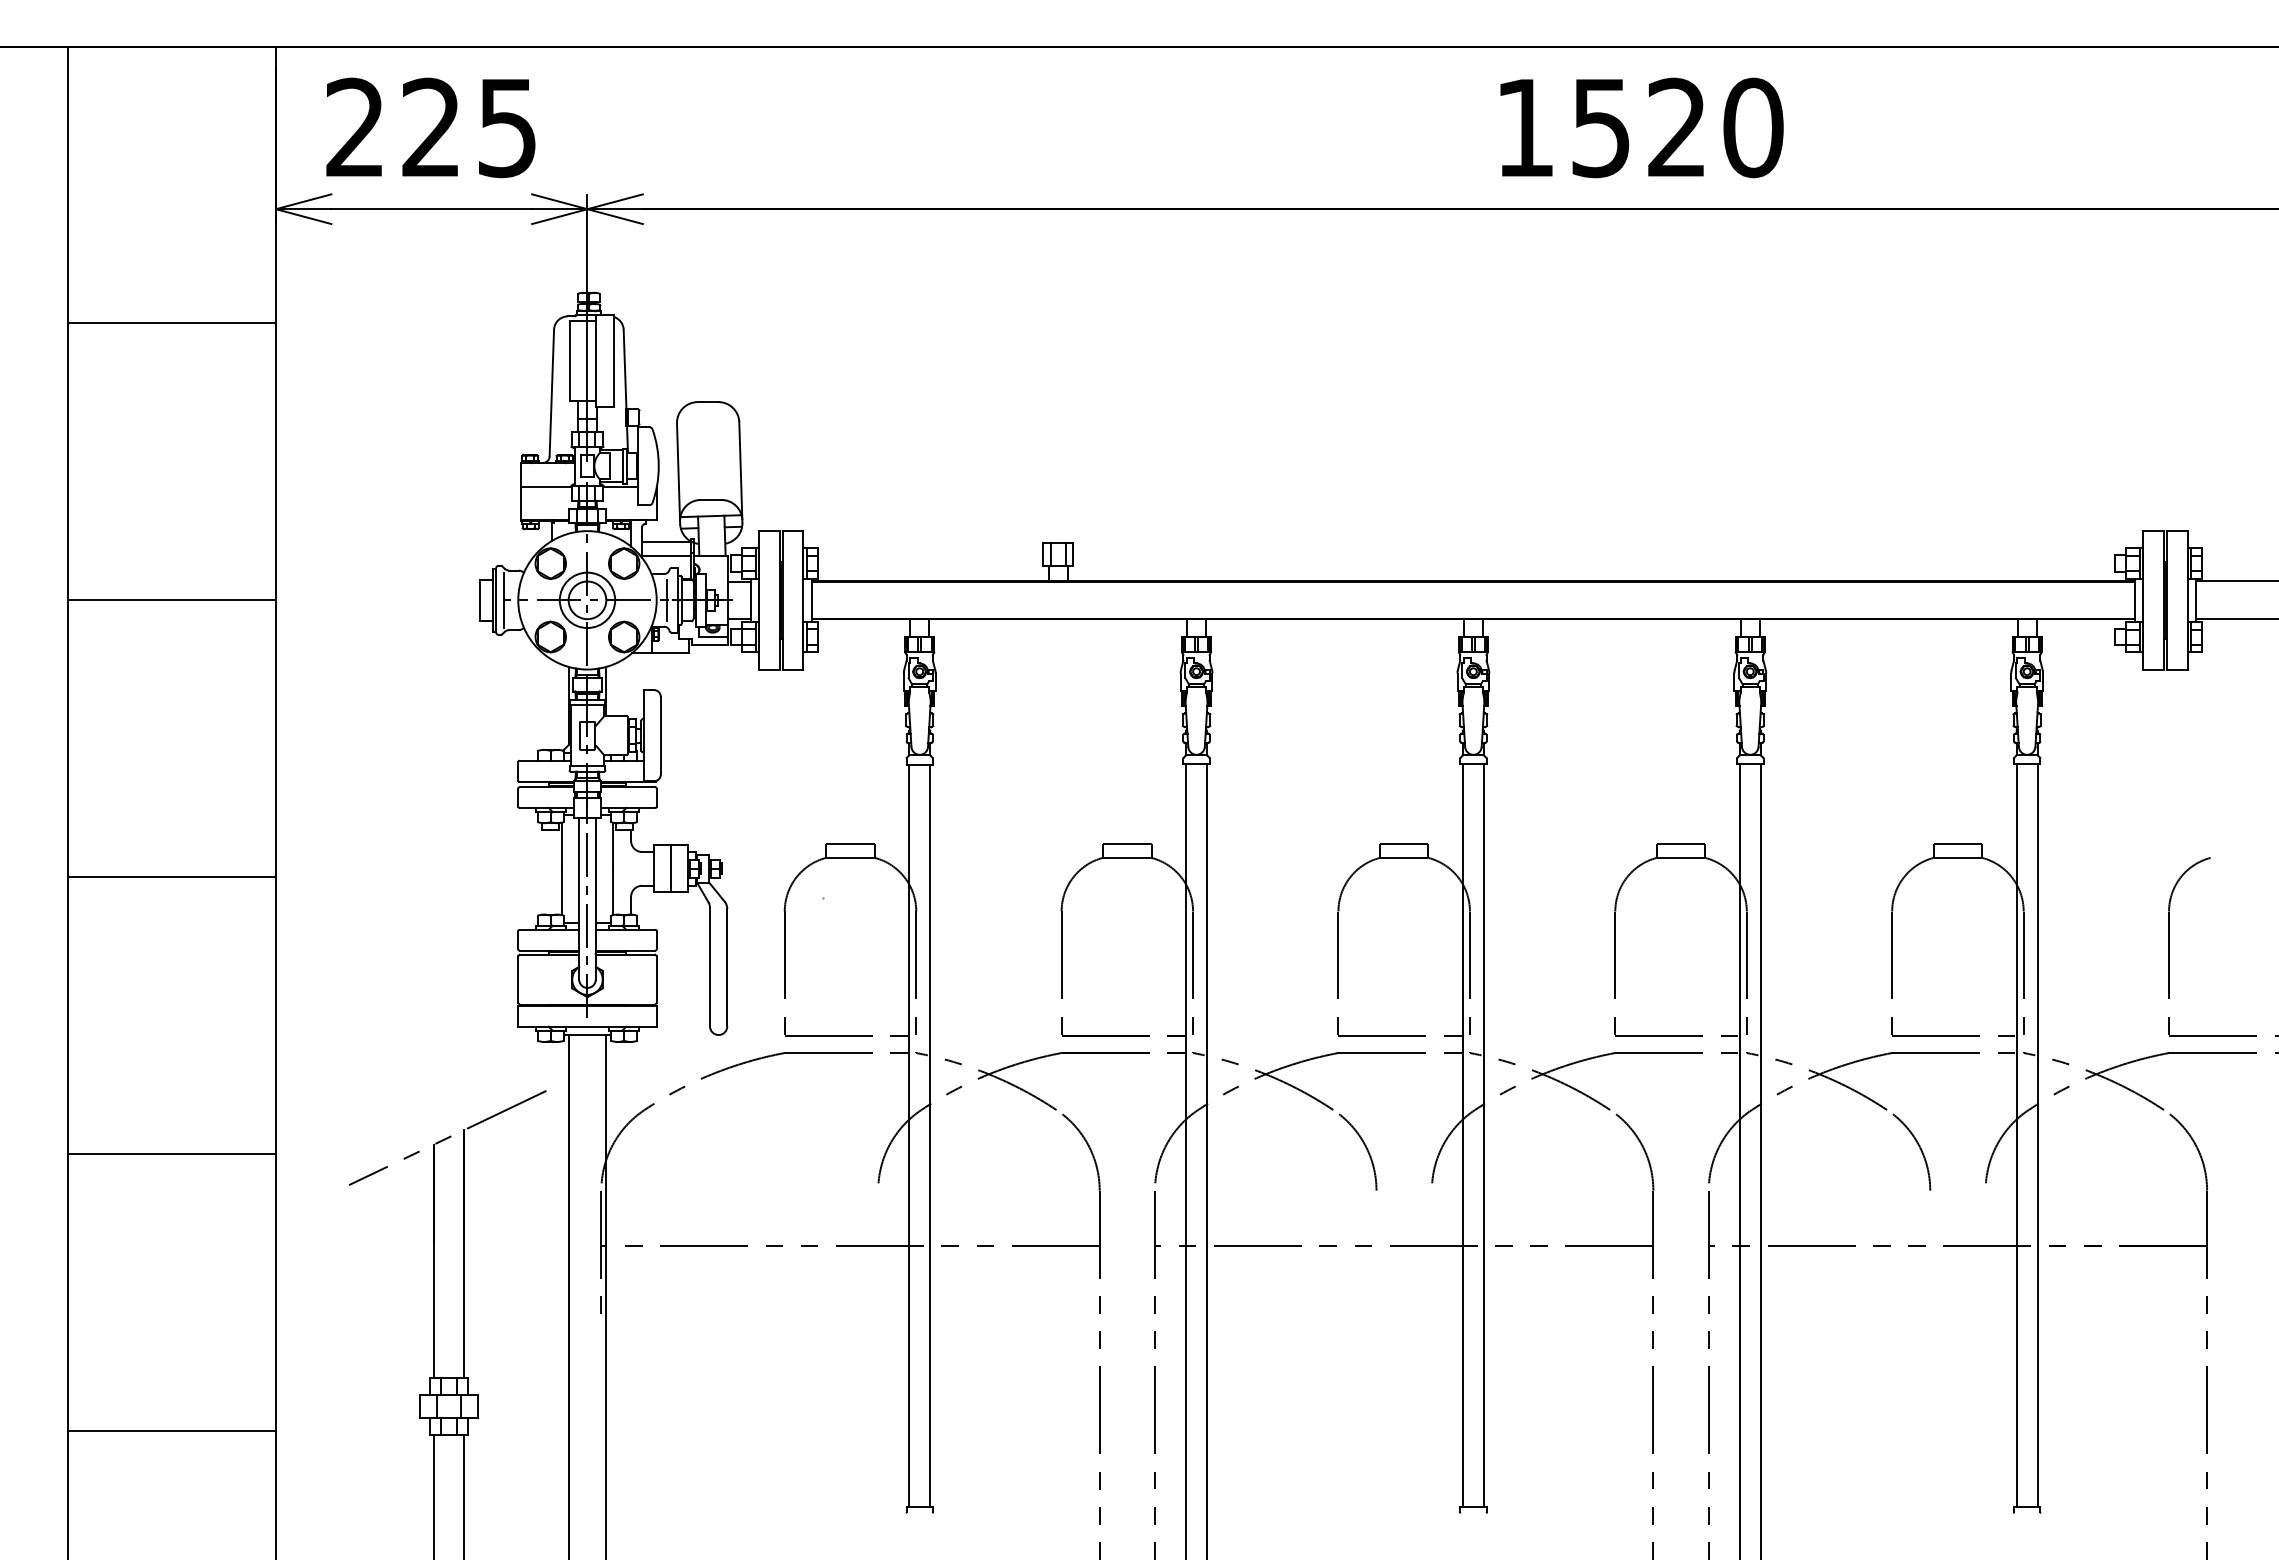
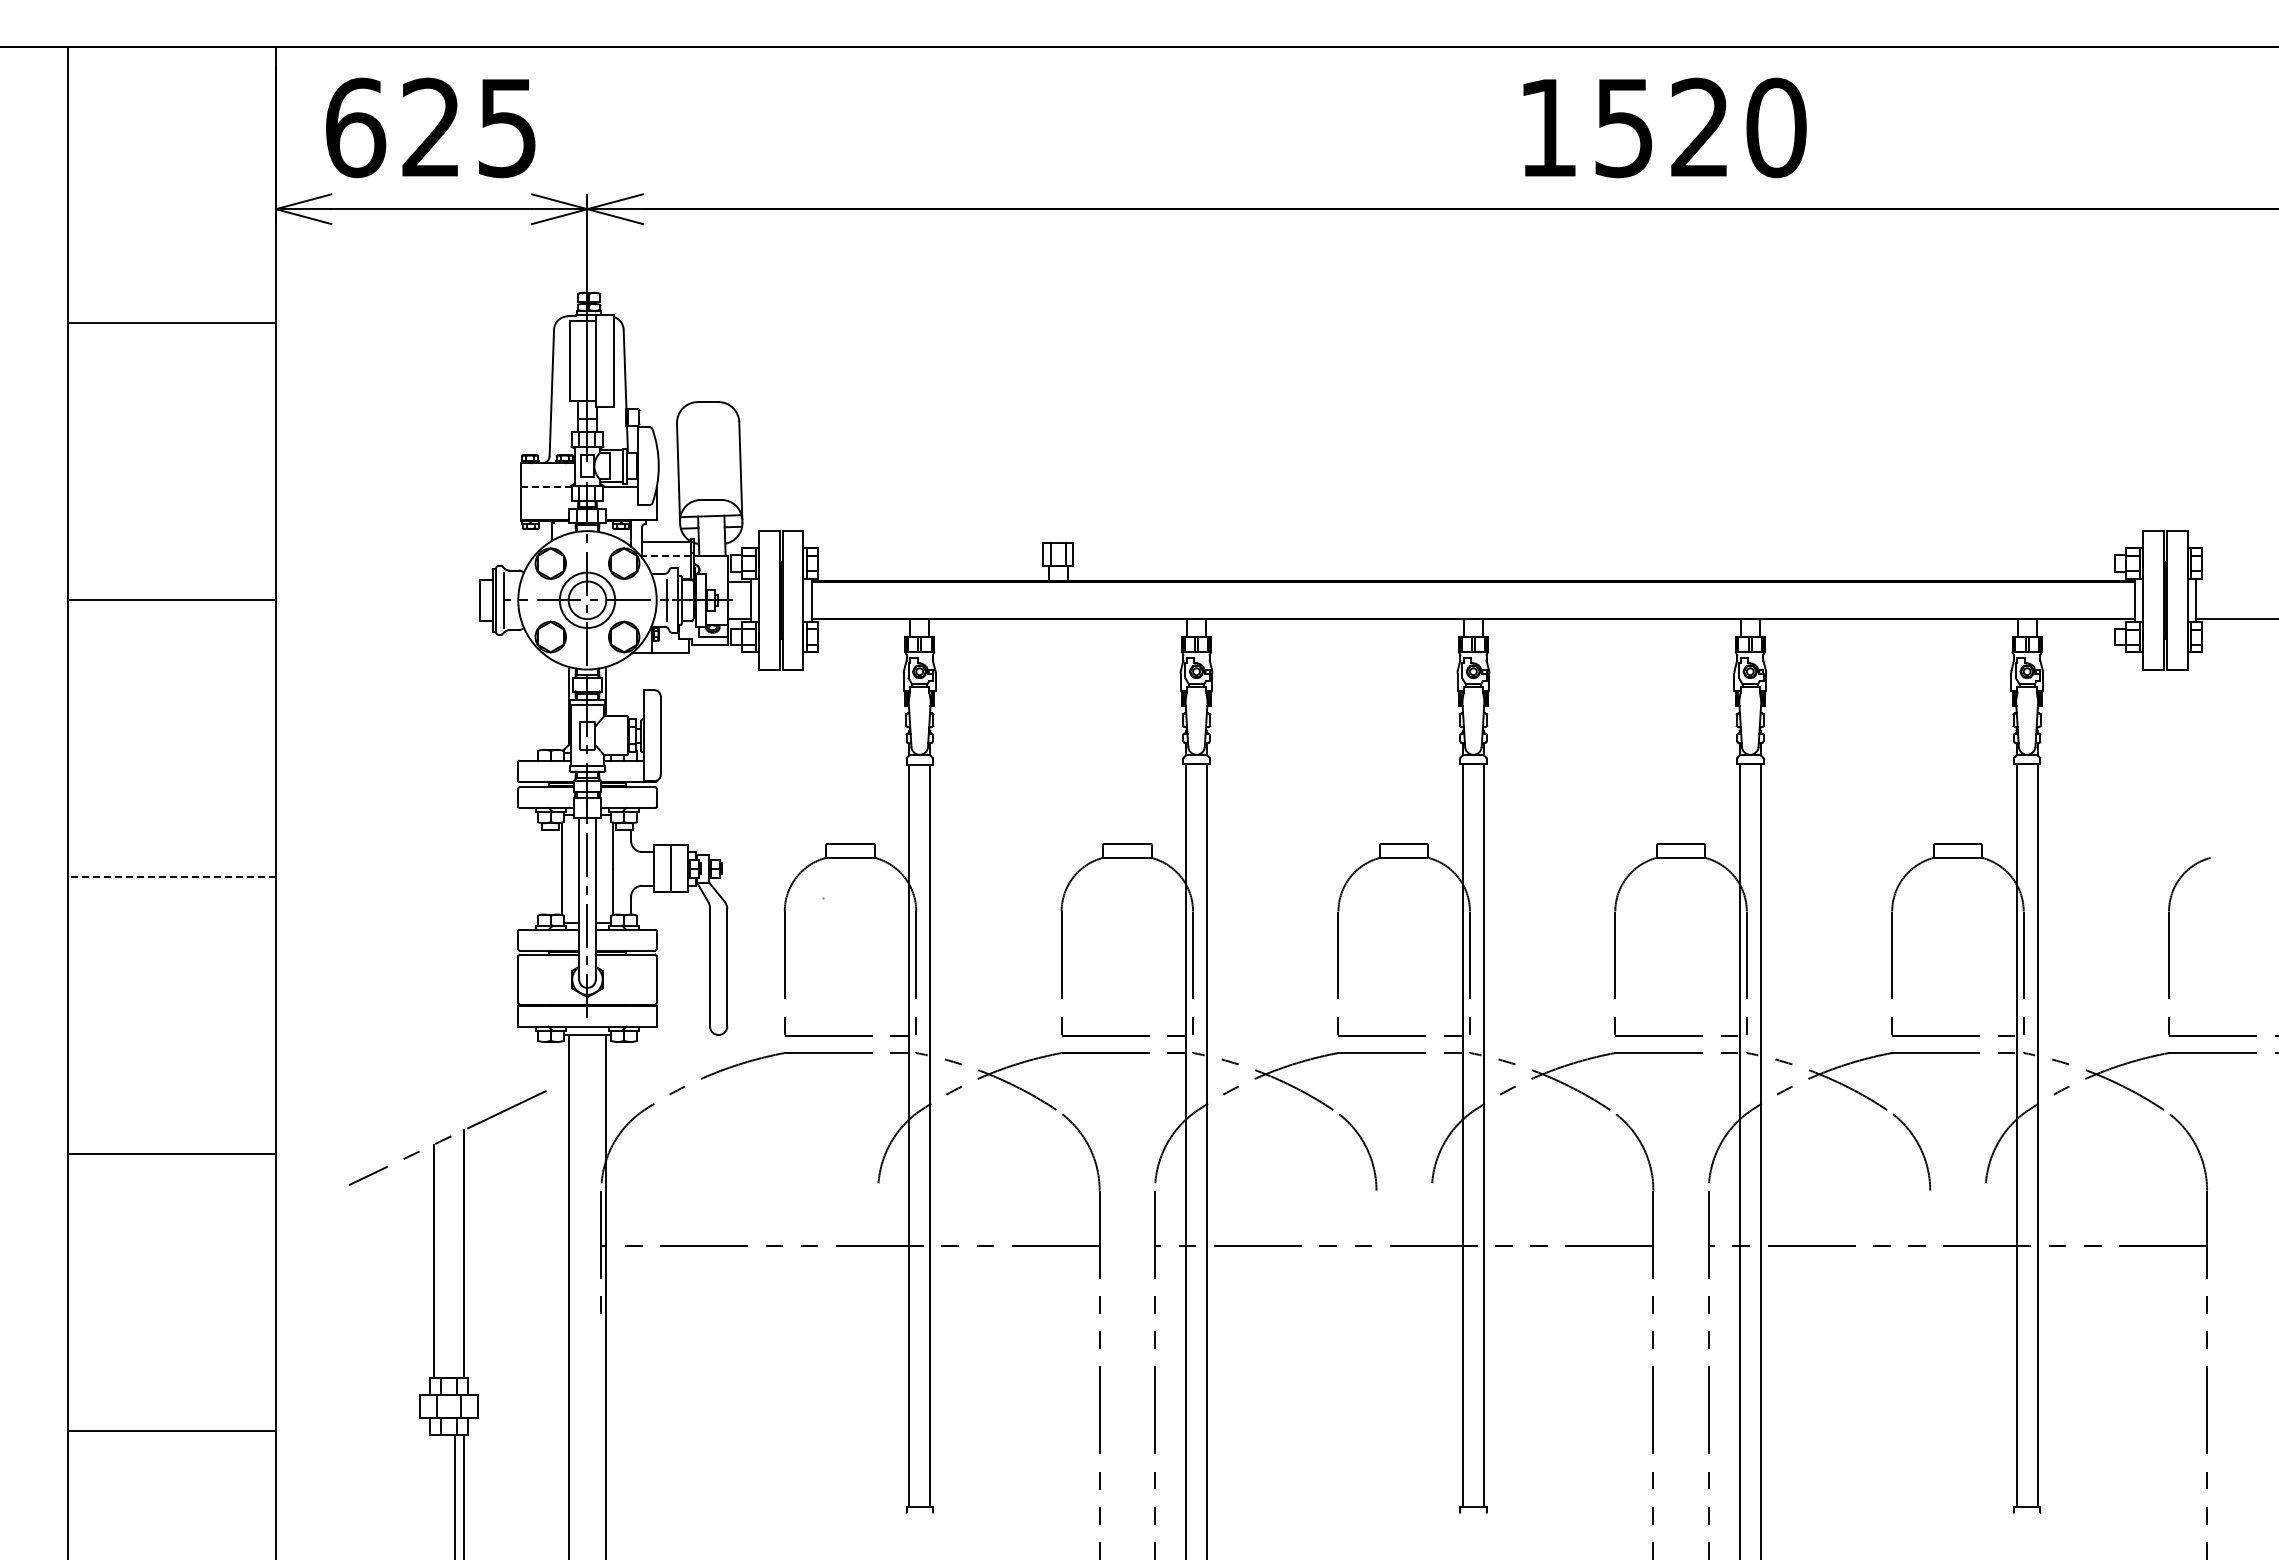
text: 225 -> 625 (356, 127)
text position: (1641, 127) -> (1664, 127) (1664, 127)
line: solid -> dashed (546, 486)
line: solid -> dashed (666, 555)
line: present -> none (2235, 581)
line: solid -> dashed (172, 877)
line position: (434, 1495) -> (455, 1495) (455, 1495)
